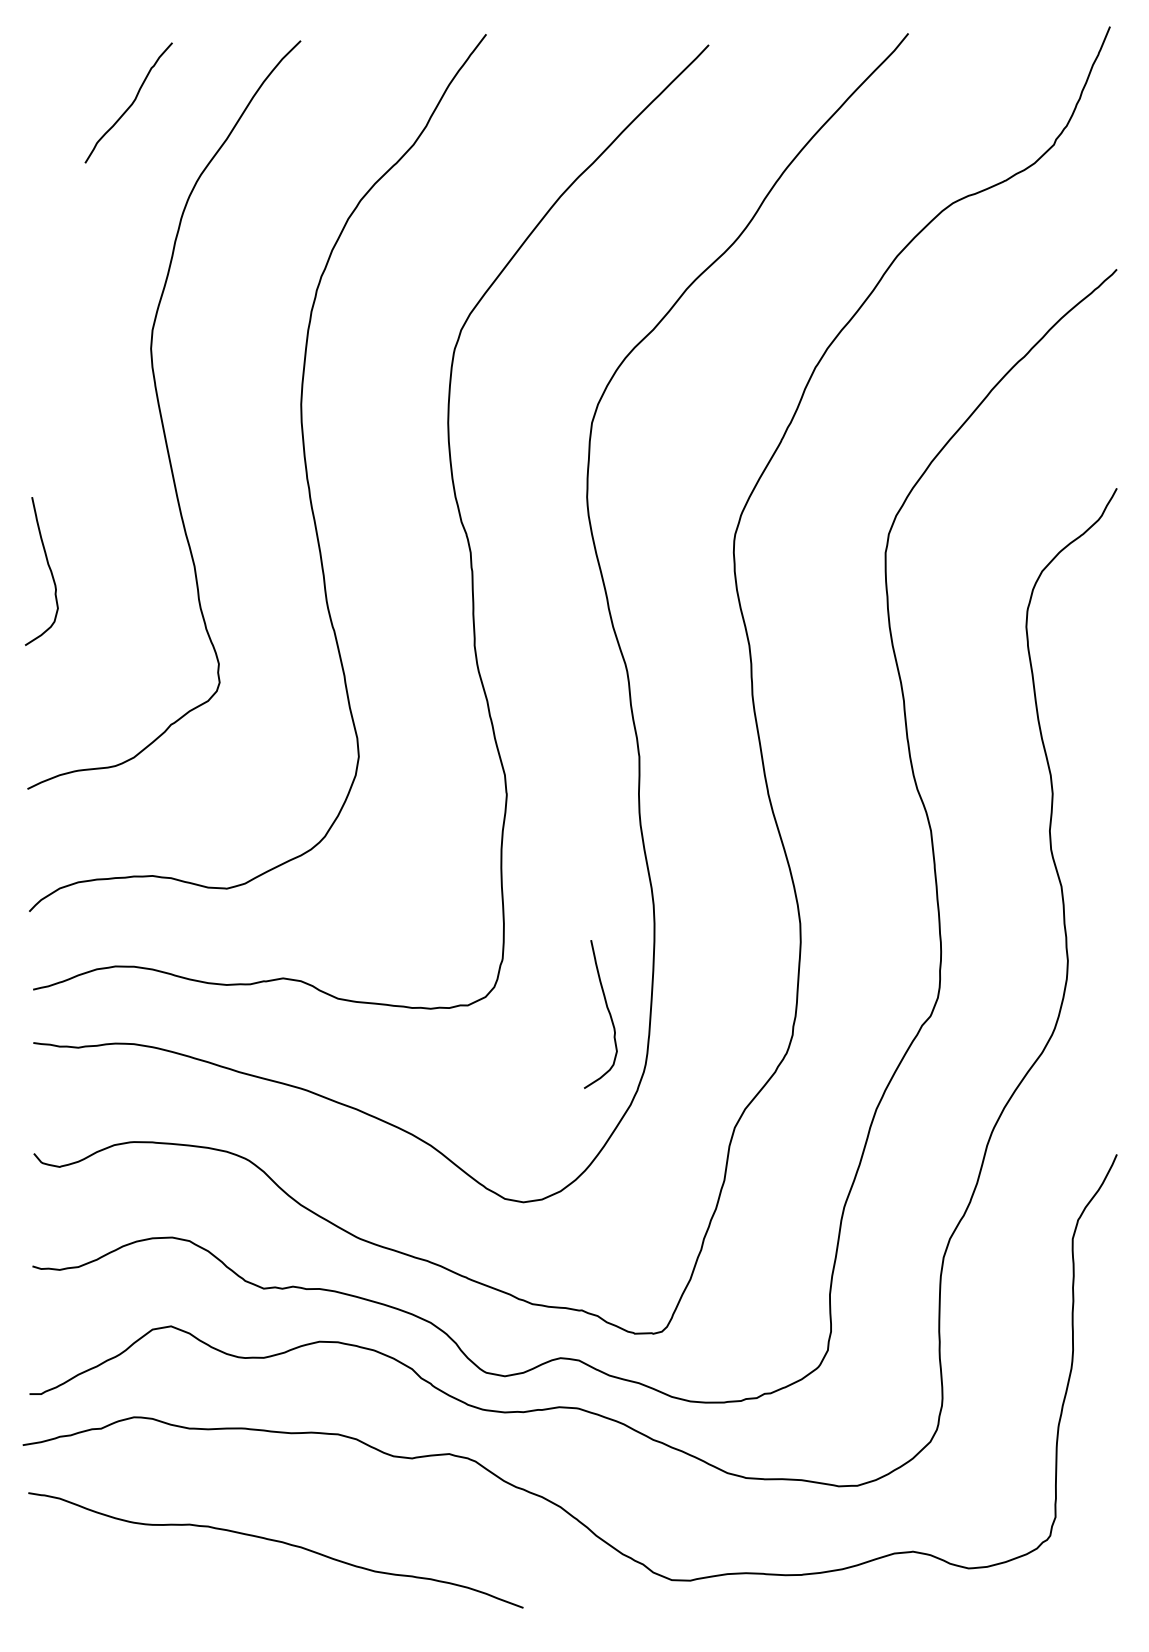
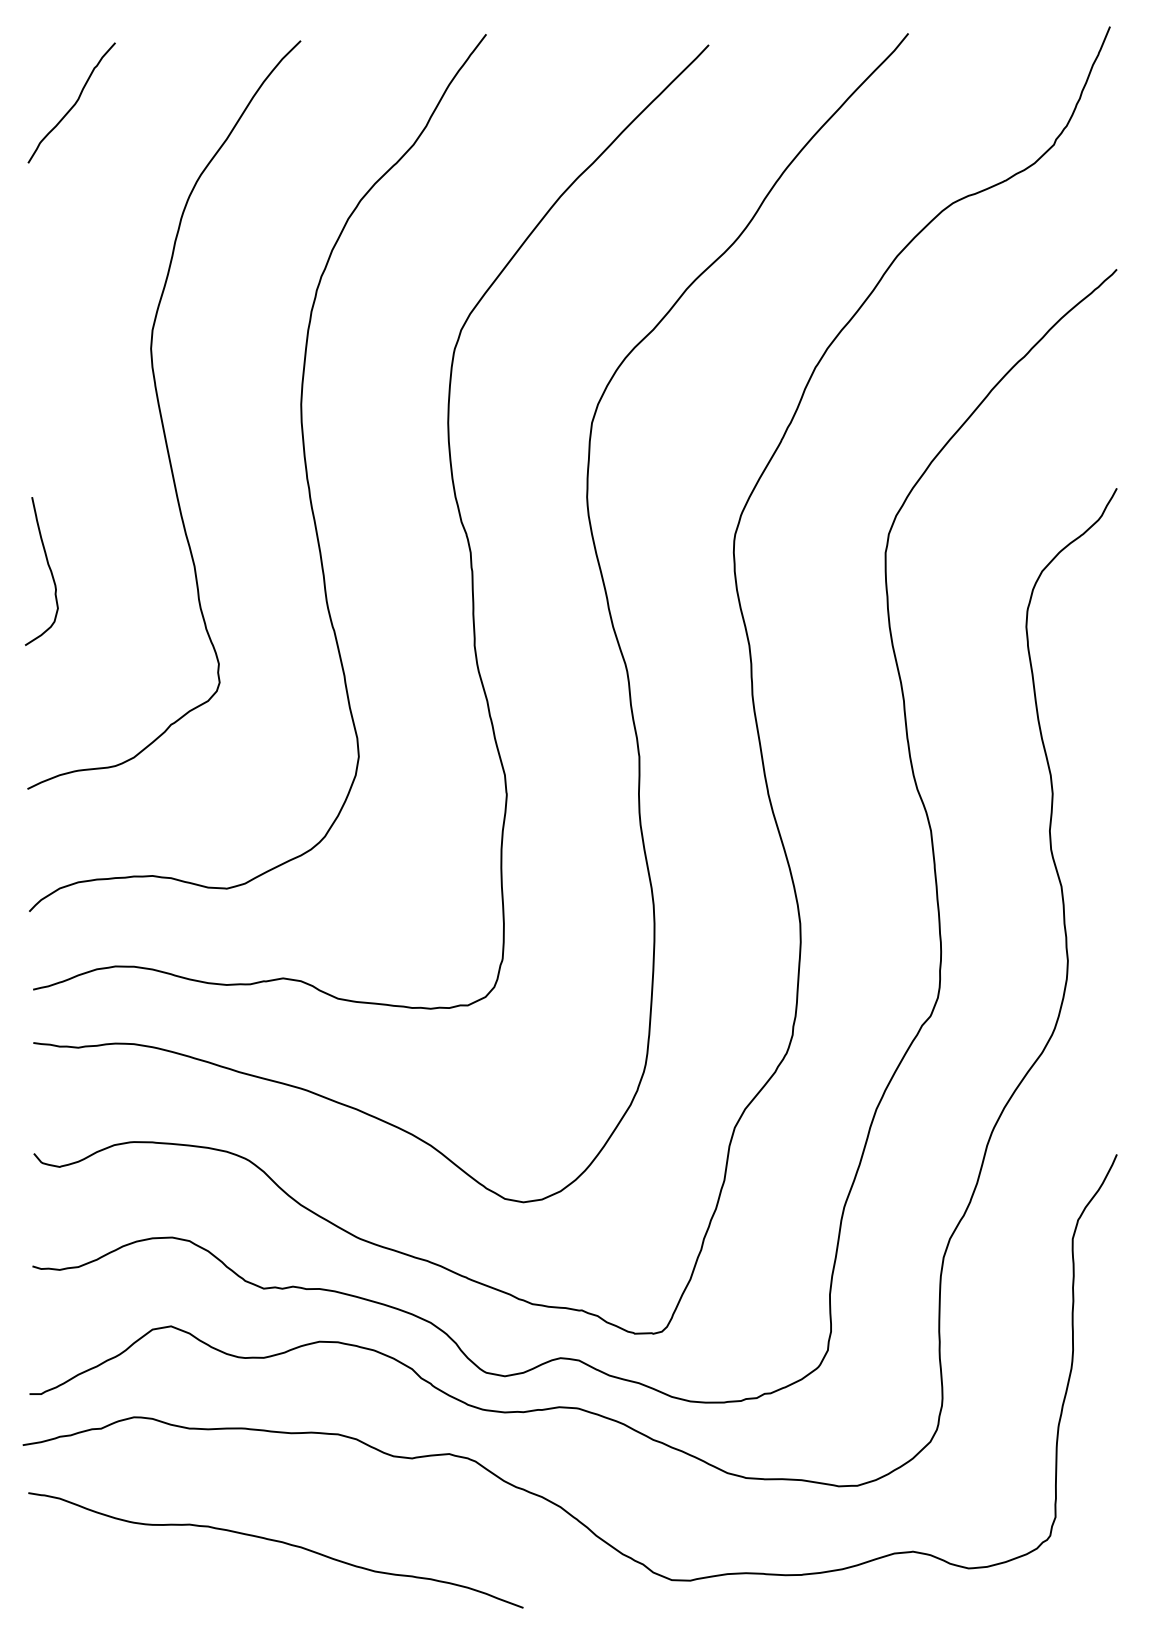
curve position: (130, 104) -> (73, 104) (73, 104)
curve: present -> none (607, 1010)
